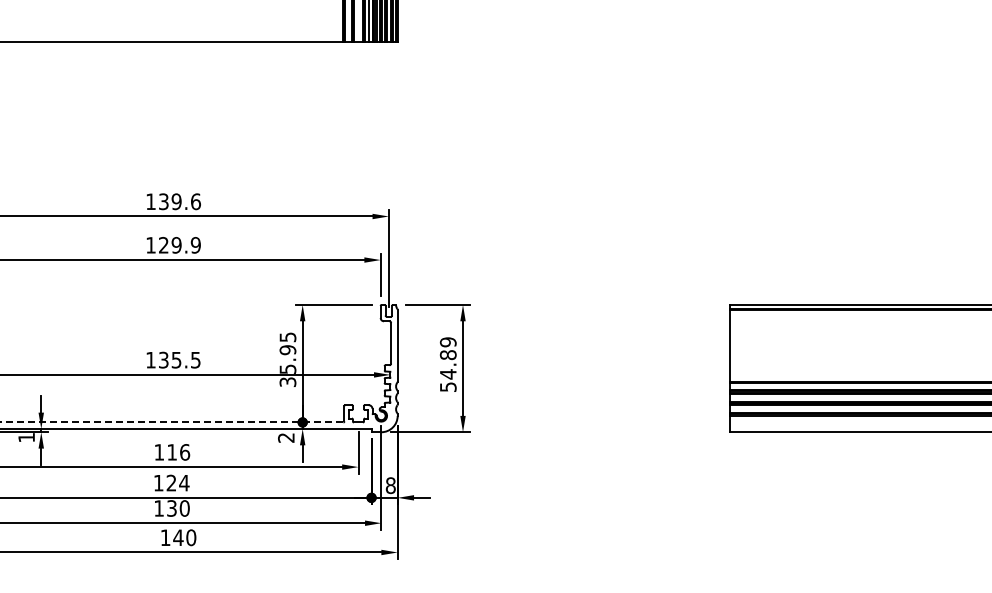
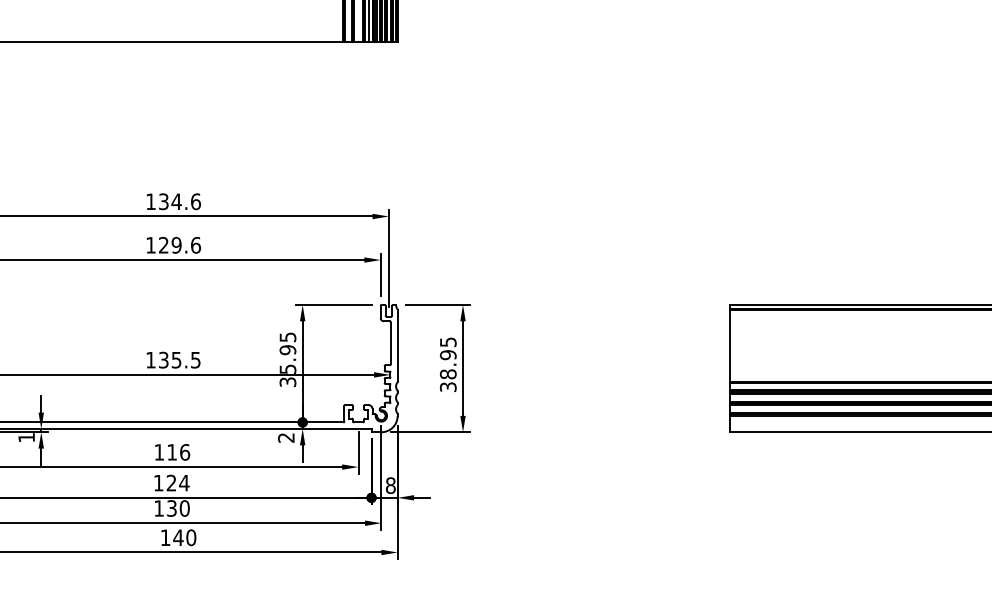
text: 139.6 -> 134.6 (176, 201)
text: 129.9 -> 129.6 (195, 245)
text: 54.89 -> 38.95 (447, 364)
line: dashed -> solid (171, 422)
